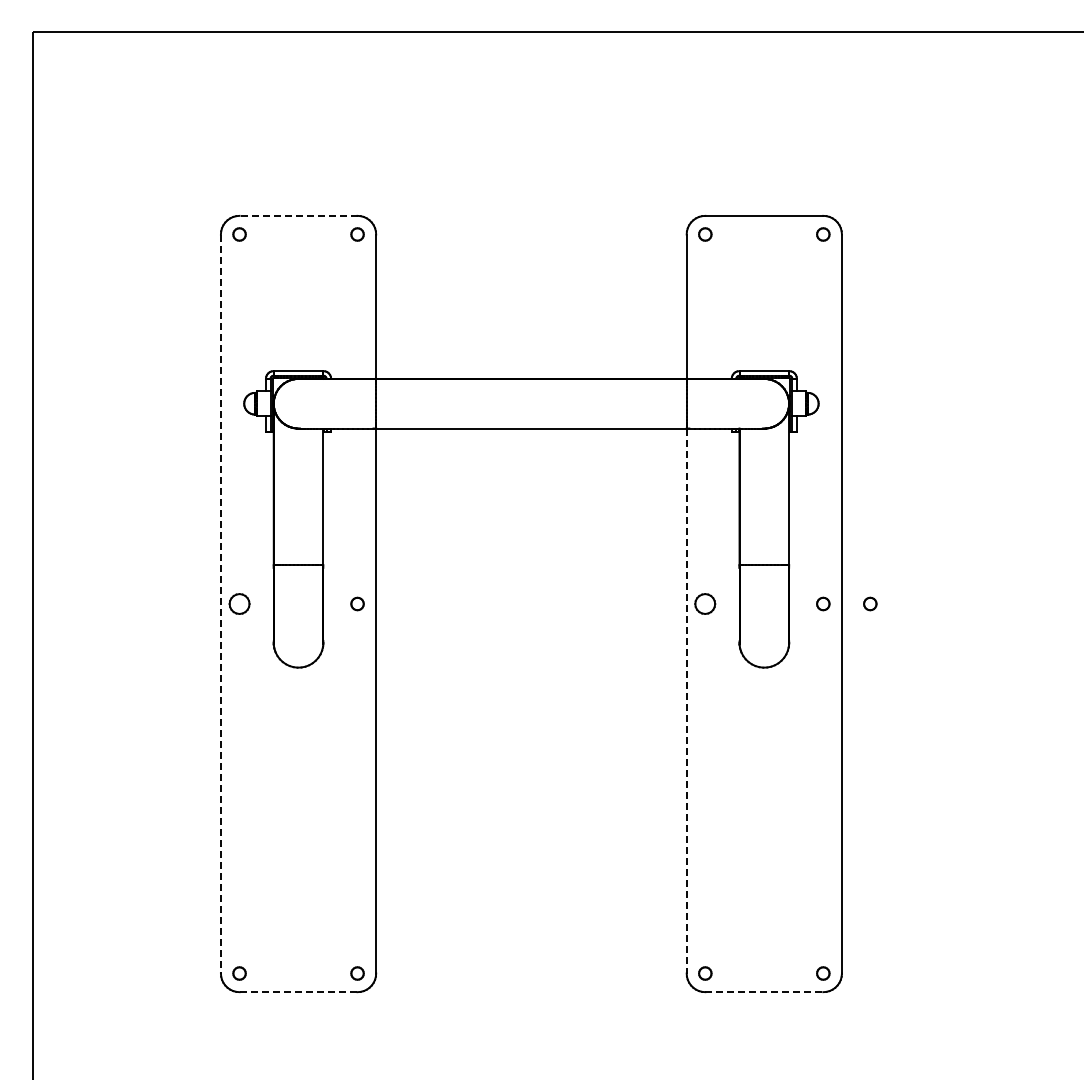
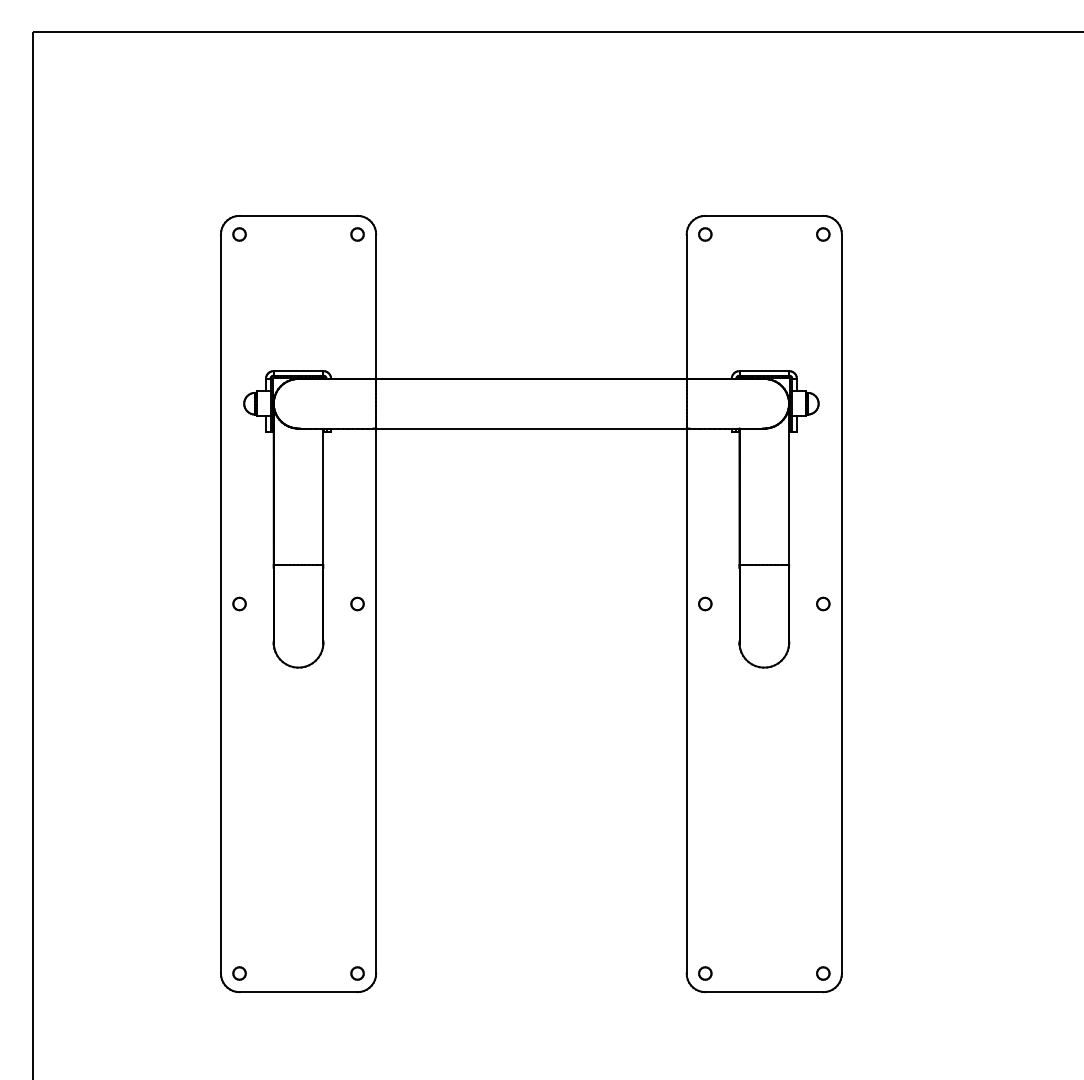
line: dashed -> solid (298, 215)
part size: 23x22 px -> 15x16 px (239, 603)
part size: 23x22 px -> 15x16 px (705, 603)
part: present -> none (870, 603)
line: dashed -> solid (220, 604)
line: dashed -> solid (686, 701)
line: dashed -> solid (298, 992)
line: dashed -> solid (764, 992)
